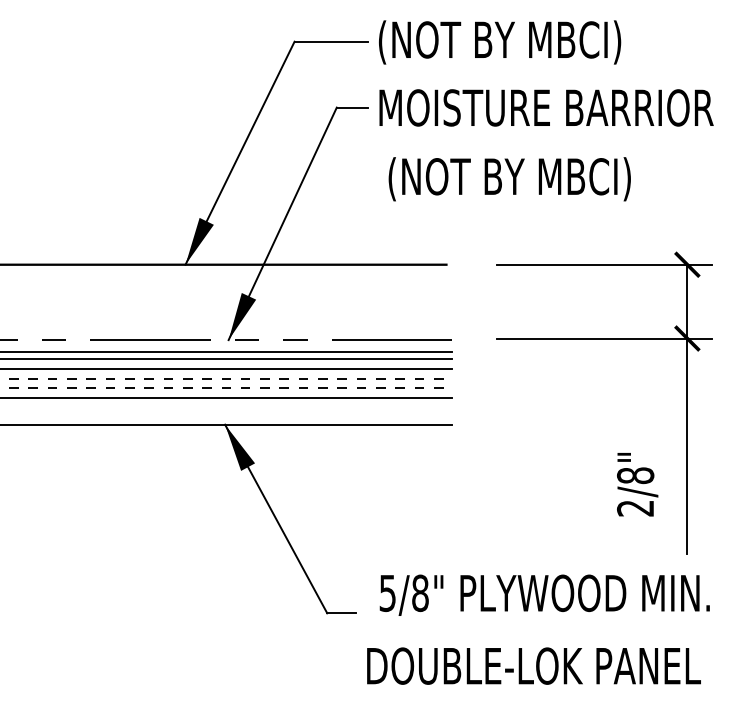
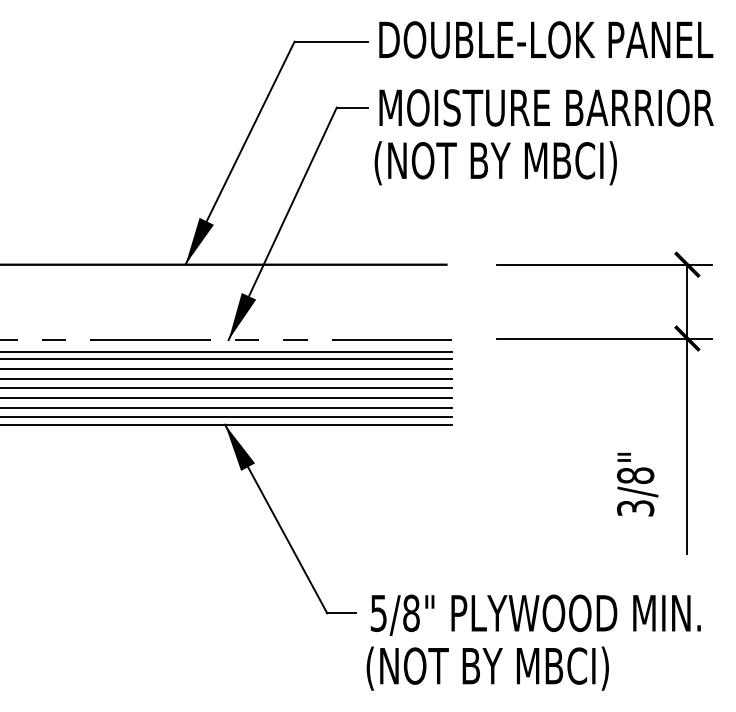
text: (NOT BY MBCI) -> DOUBLE-LOK PANEL (545, 42)
text position: (509, 179) -> (495, 163) (495, 163)
line: dashed -> solid (226, 378)
line: dashed -> solid (226, 388)
line: none -> present (227, 407)
line: none -> present (227, 417)
text: 2/8" -> 3/8" (635, 508)
text position: (544, 594) -> (535, 614) (535, 614)
text: DOUBLE-LOK PANEL -> (NOT BY MBCI) (533, 668)
